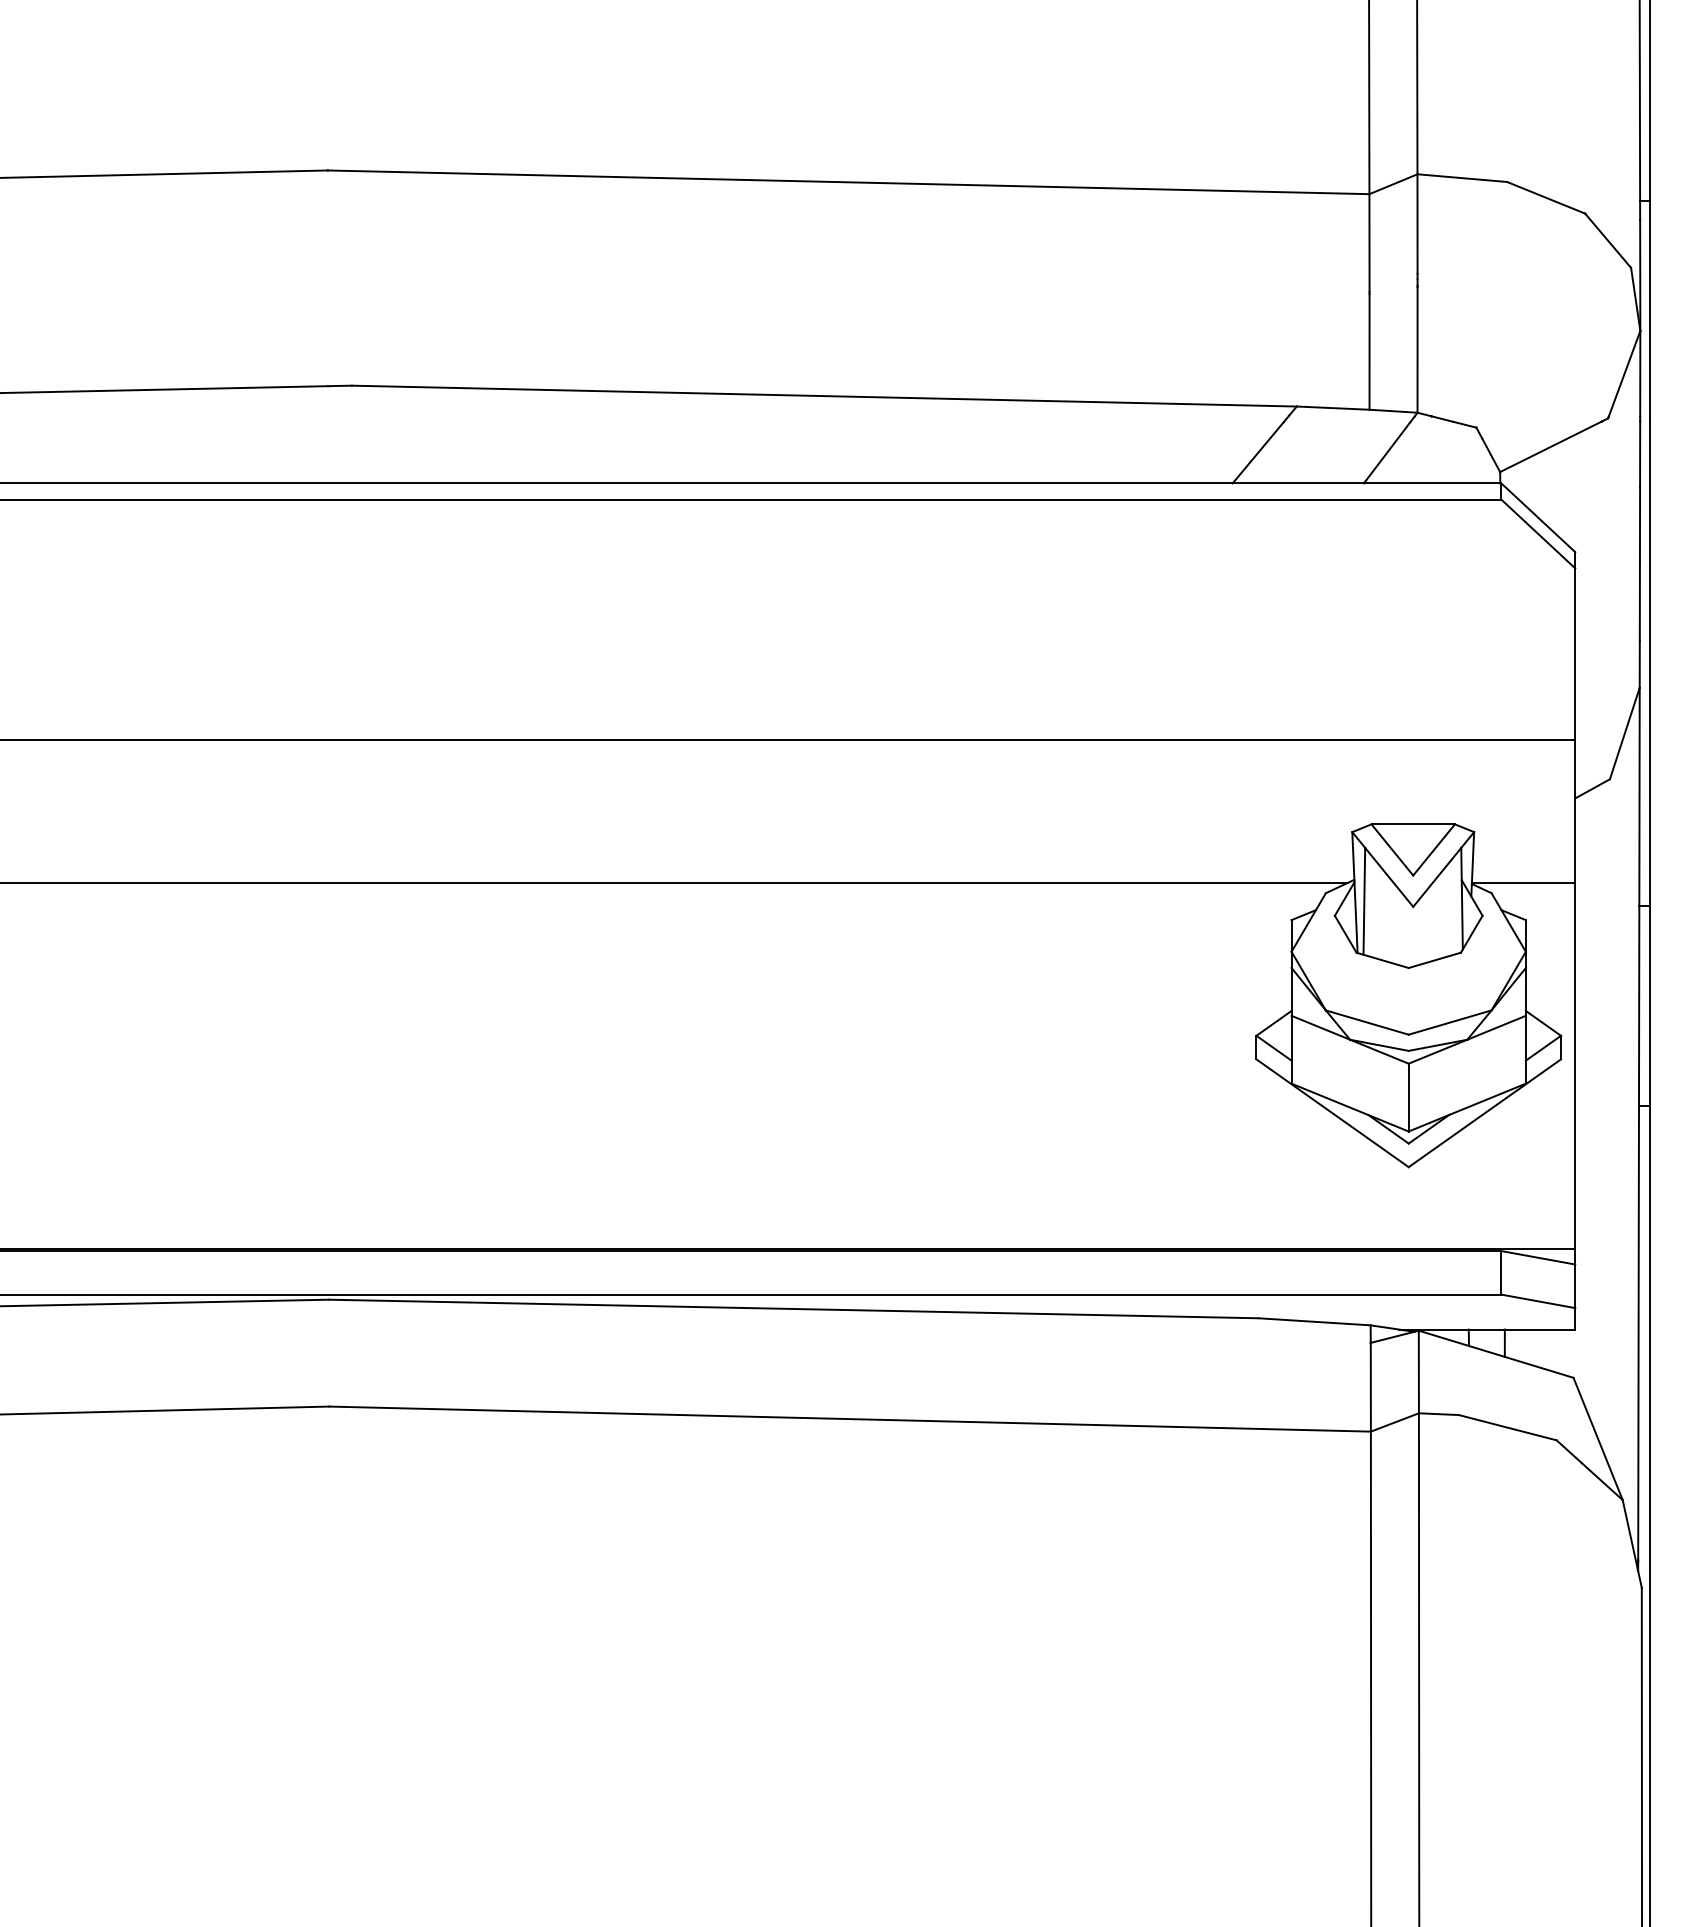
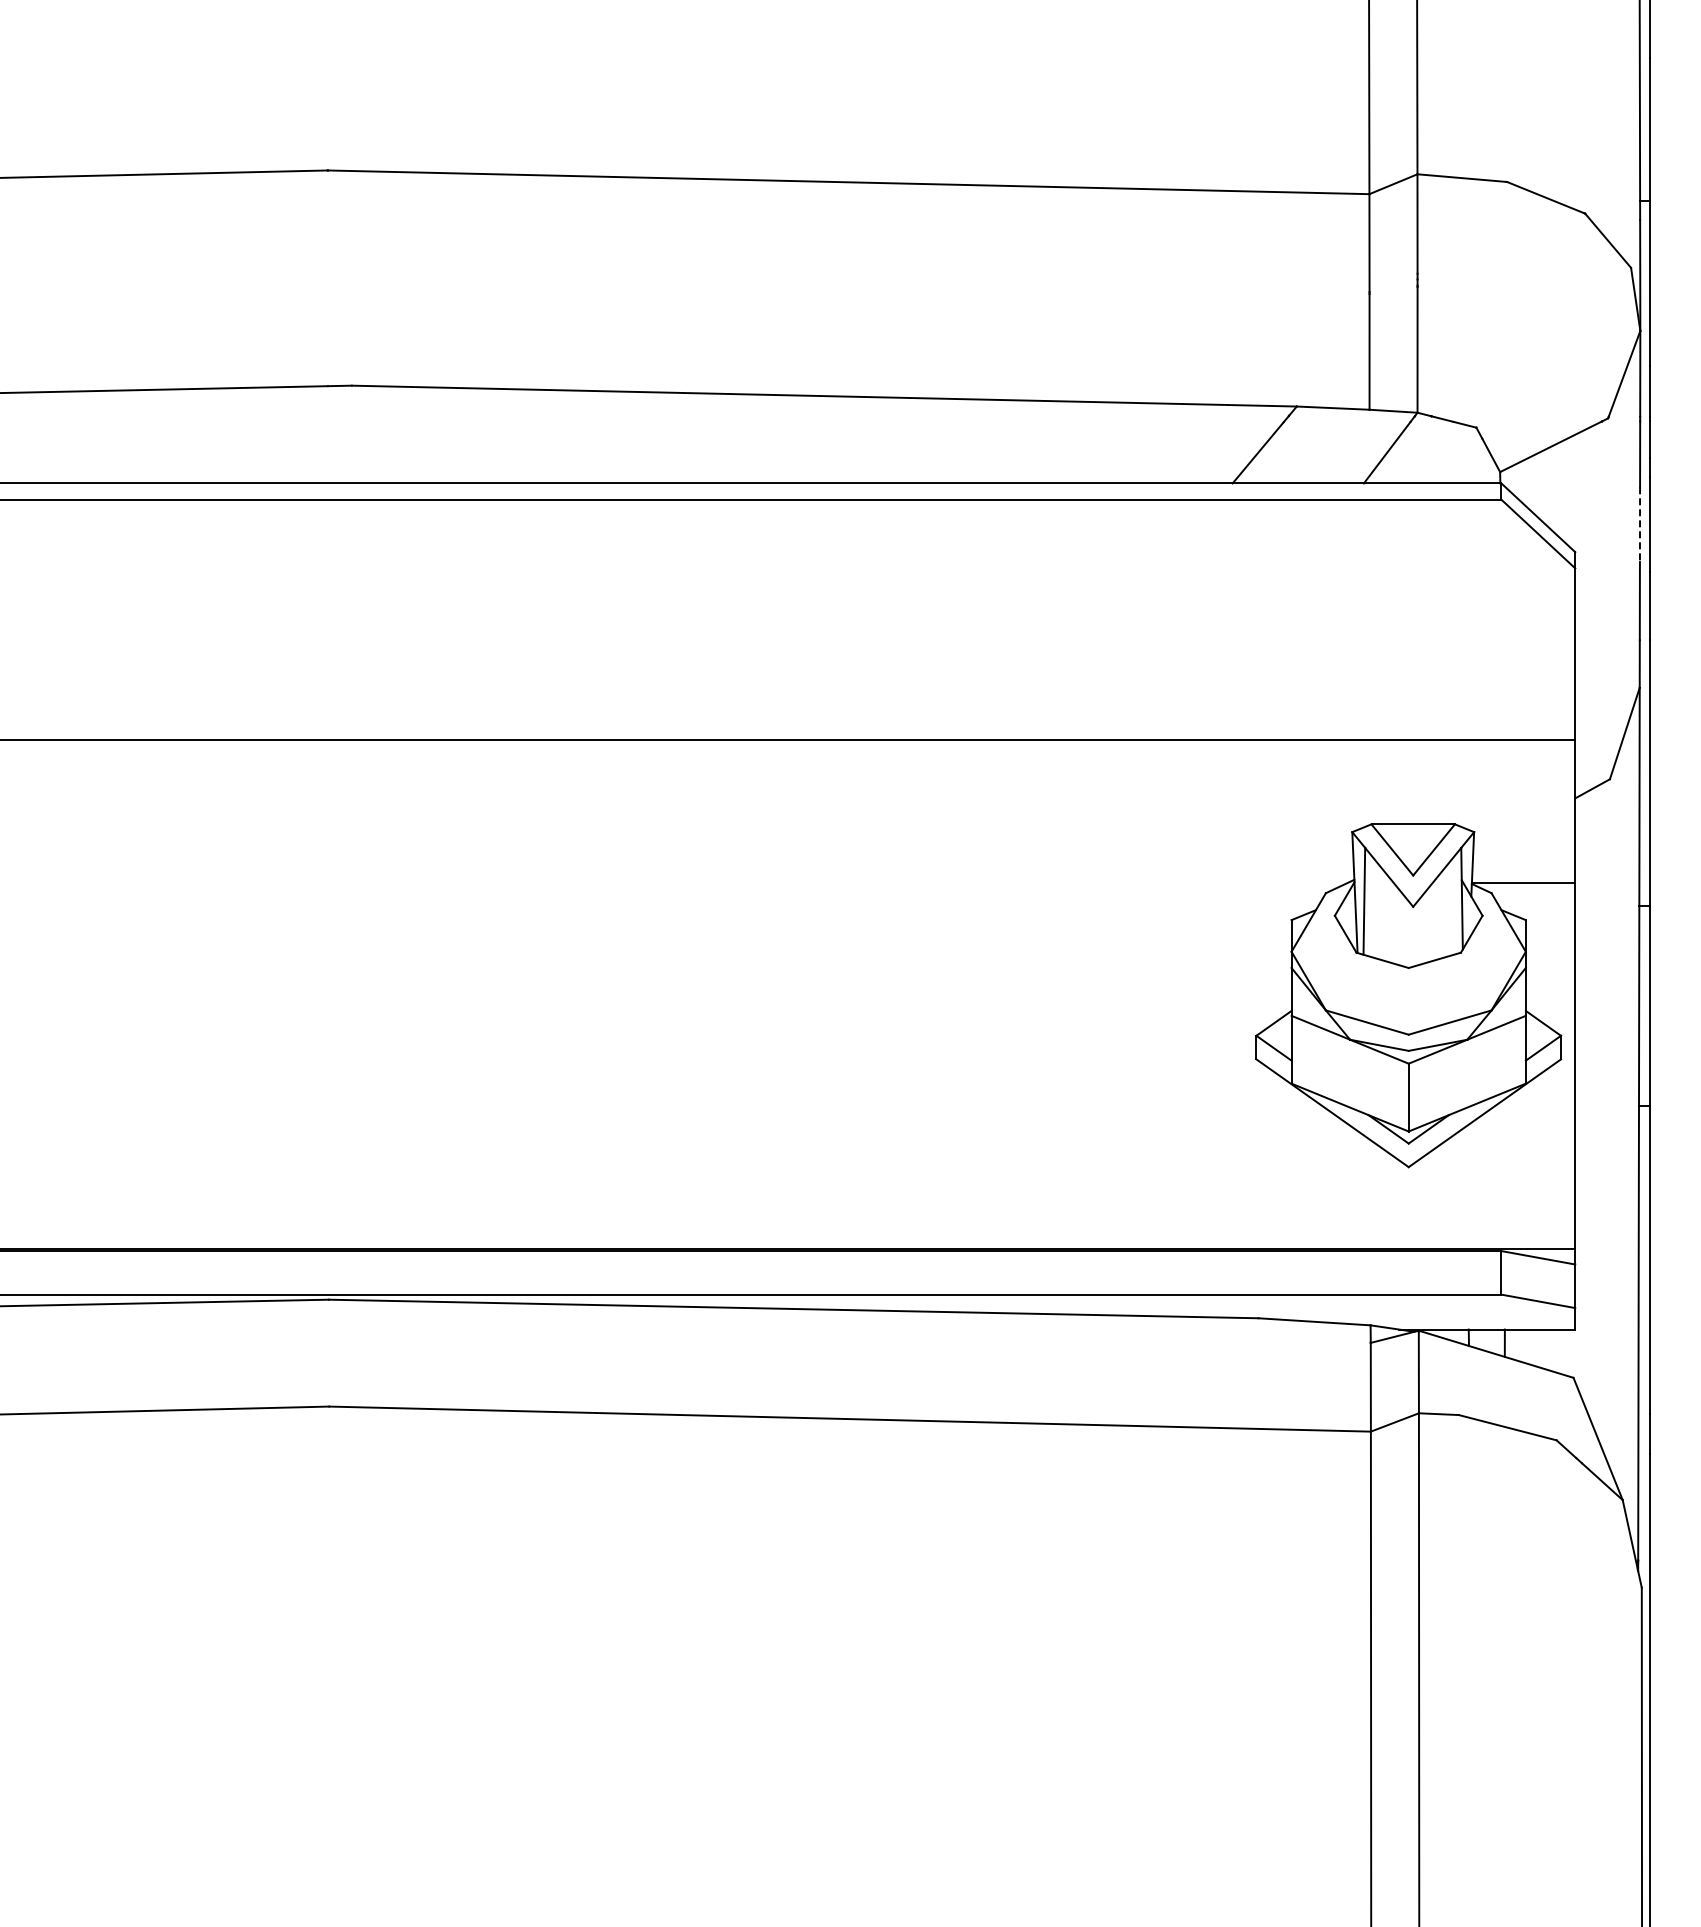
line: solid -> dashed (1640, 525)
line: present -> none (675, 882)
